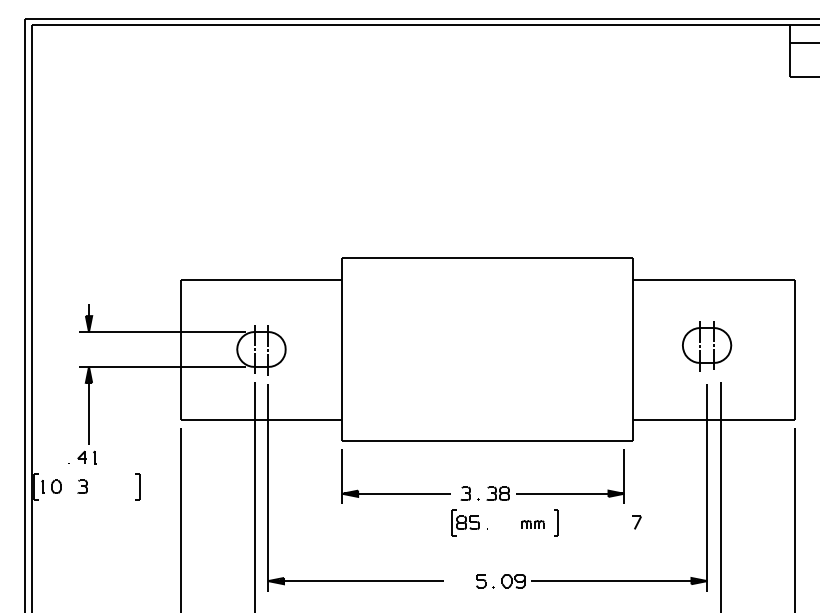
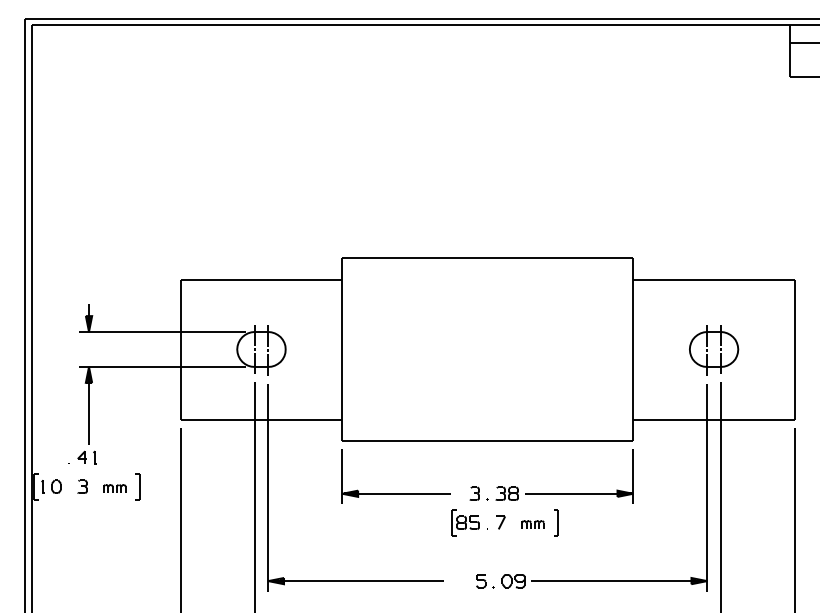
part position: (707, 346) -> (714, 350) (714, 350)
part: none -> present (114, 488)
part position: (542, 493) -> (551, 493) (551, 493)
part position: (636, 522) -> (500, 522) (500, 522)
